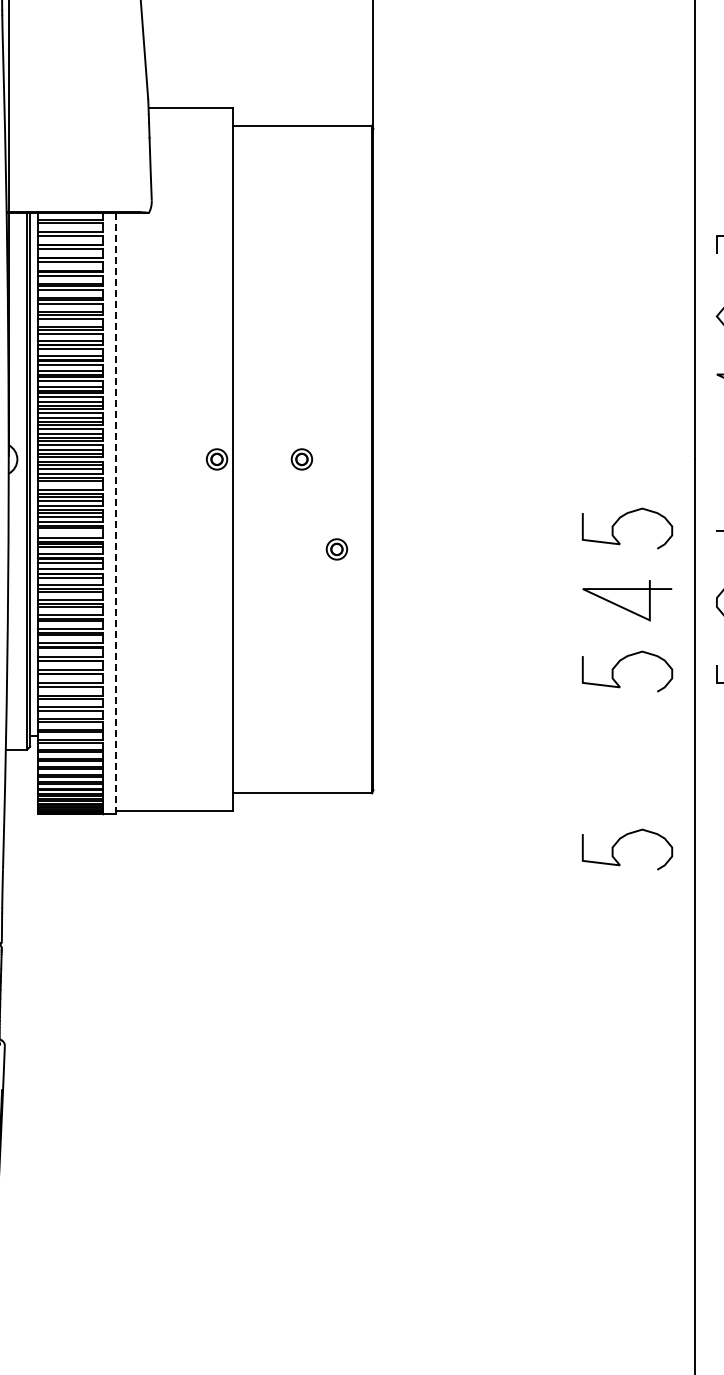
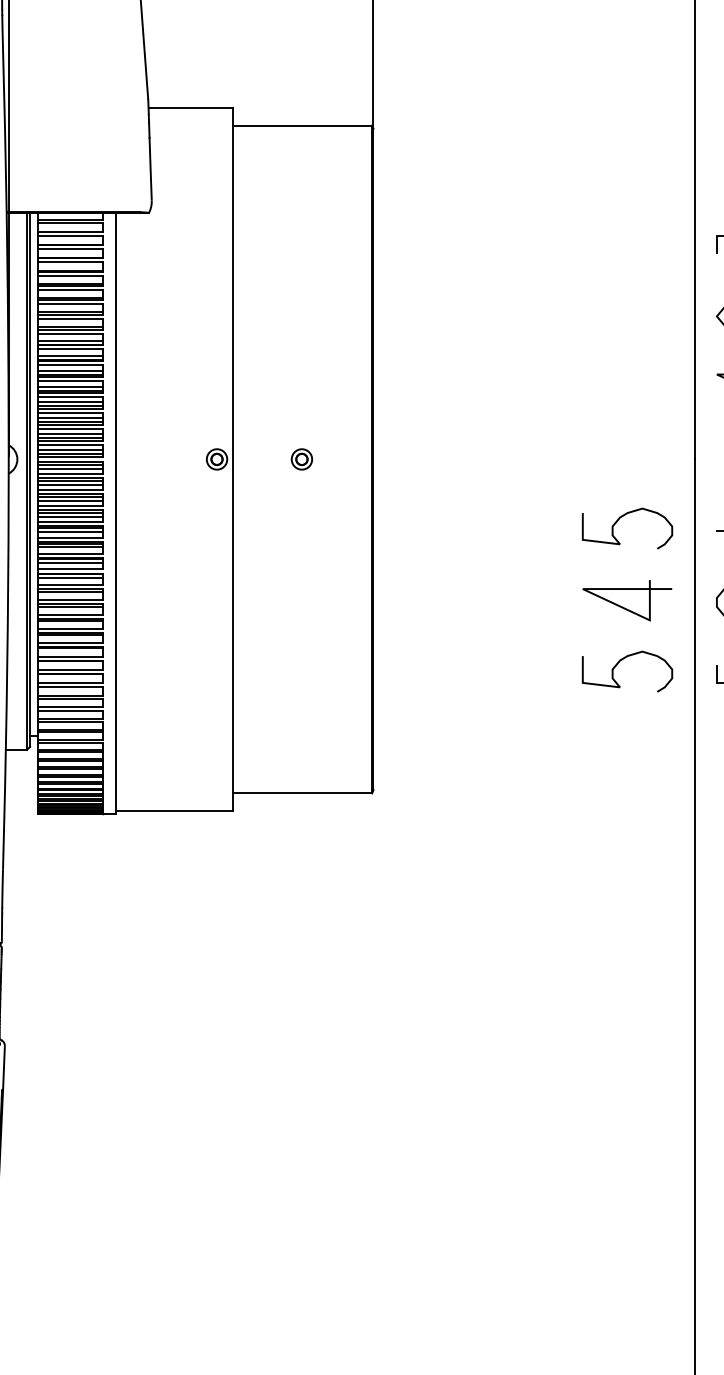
line: none -> present (70, 485)
line: dashed -> solid (116, 513)
line: none -> present (70, 532)
part: present -> none (336, 549)
curve: present -> none (618, 842)
